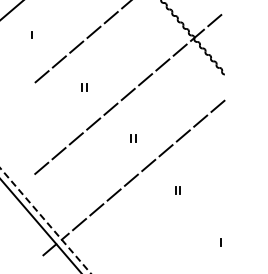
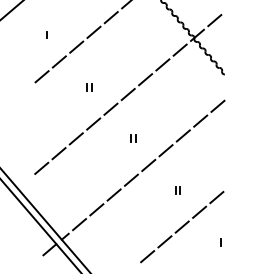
line position: (31, 34) -> (46, 34) (46, 34)
part position: (84, 87) -> (89, 87) (89, 87)
line: dashed -> solid (45, 220)
line: none -> present (182, 227)
